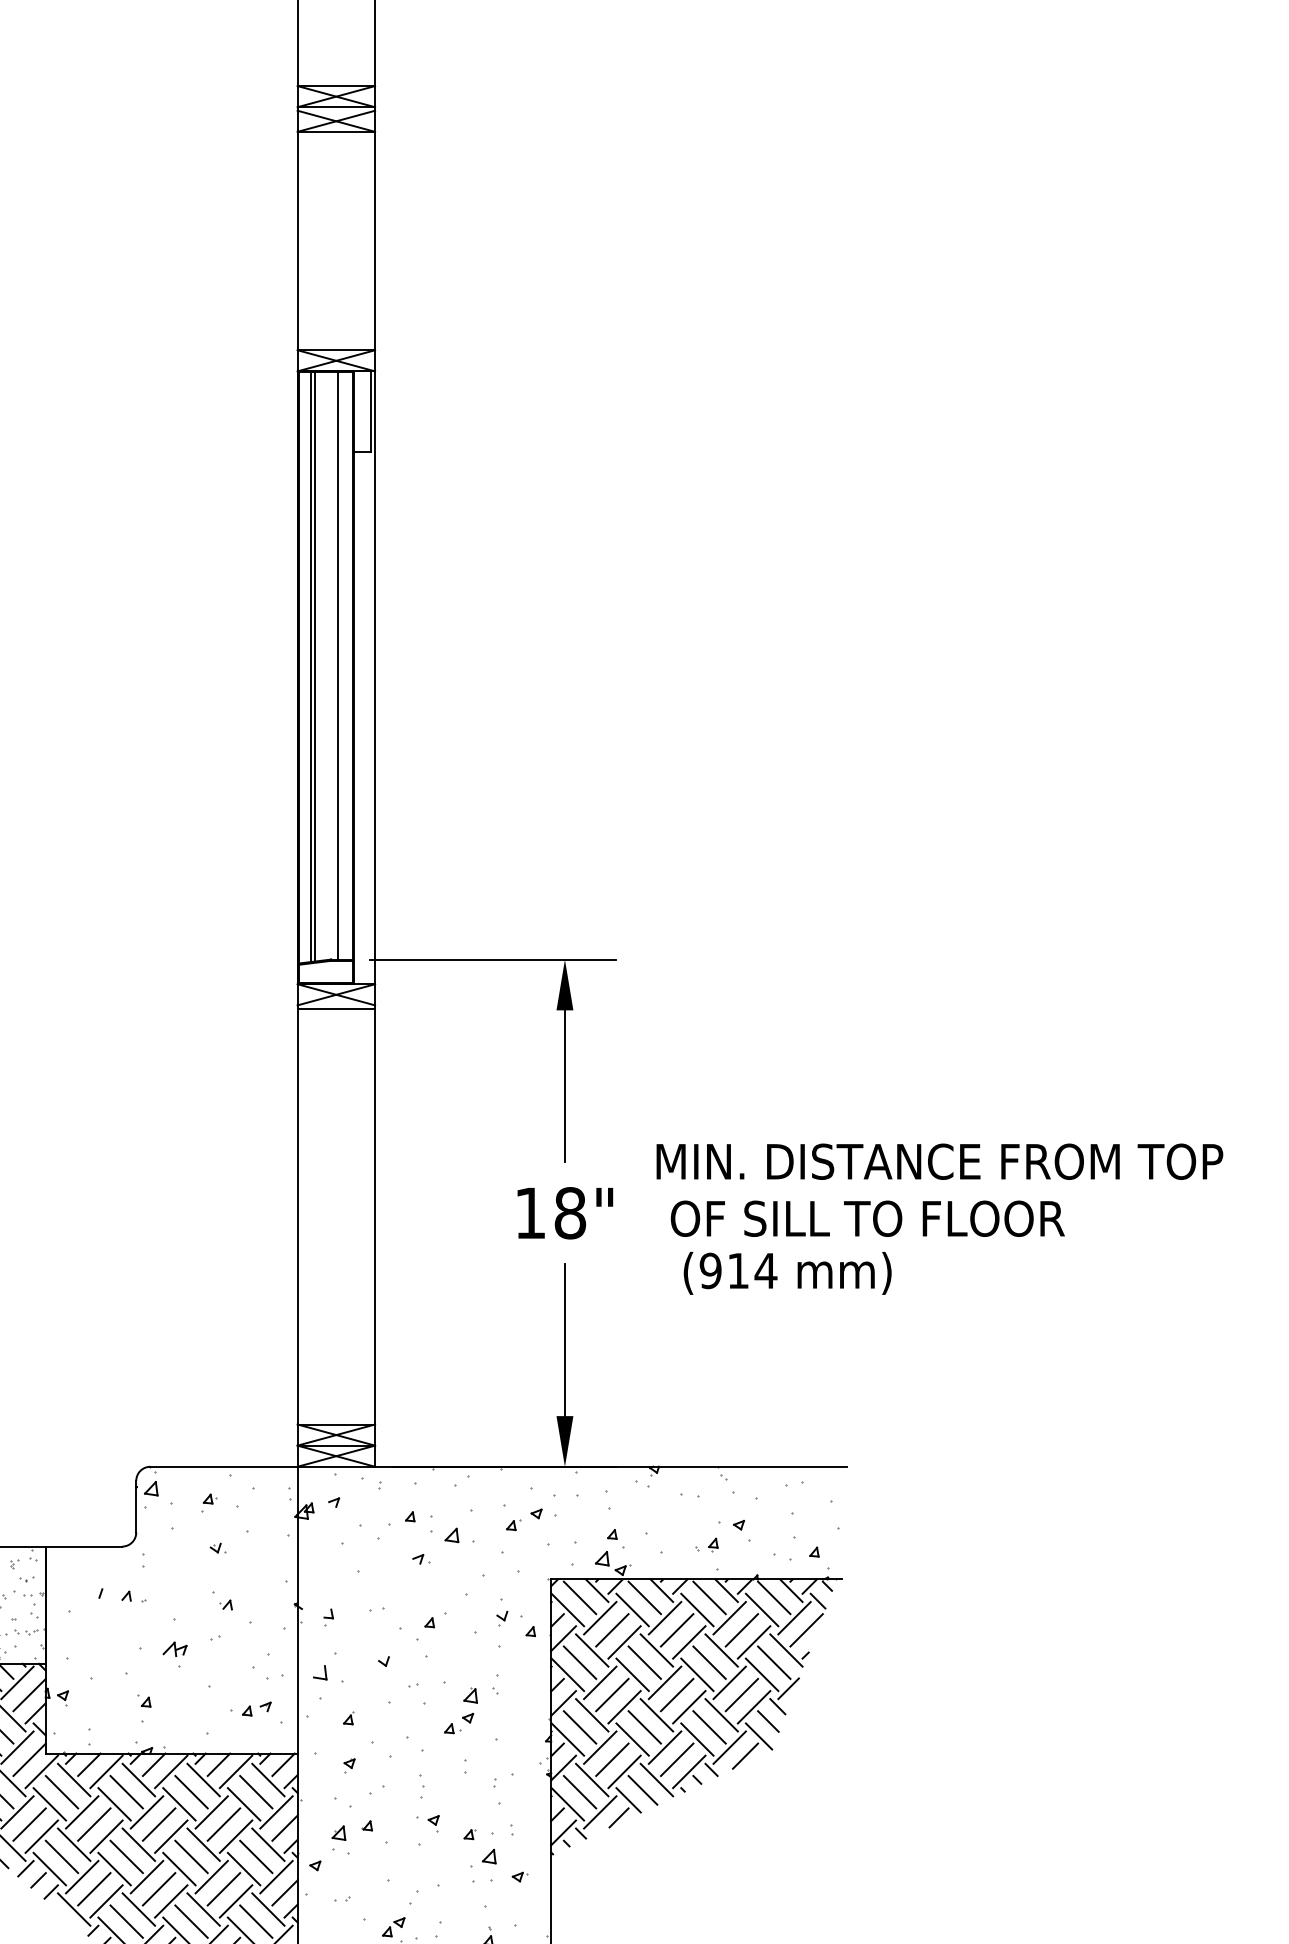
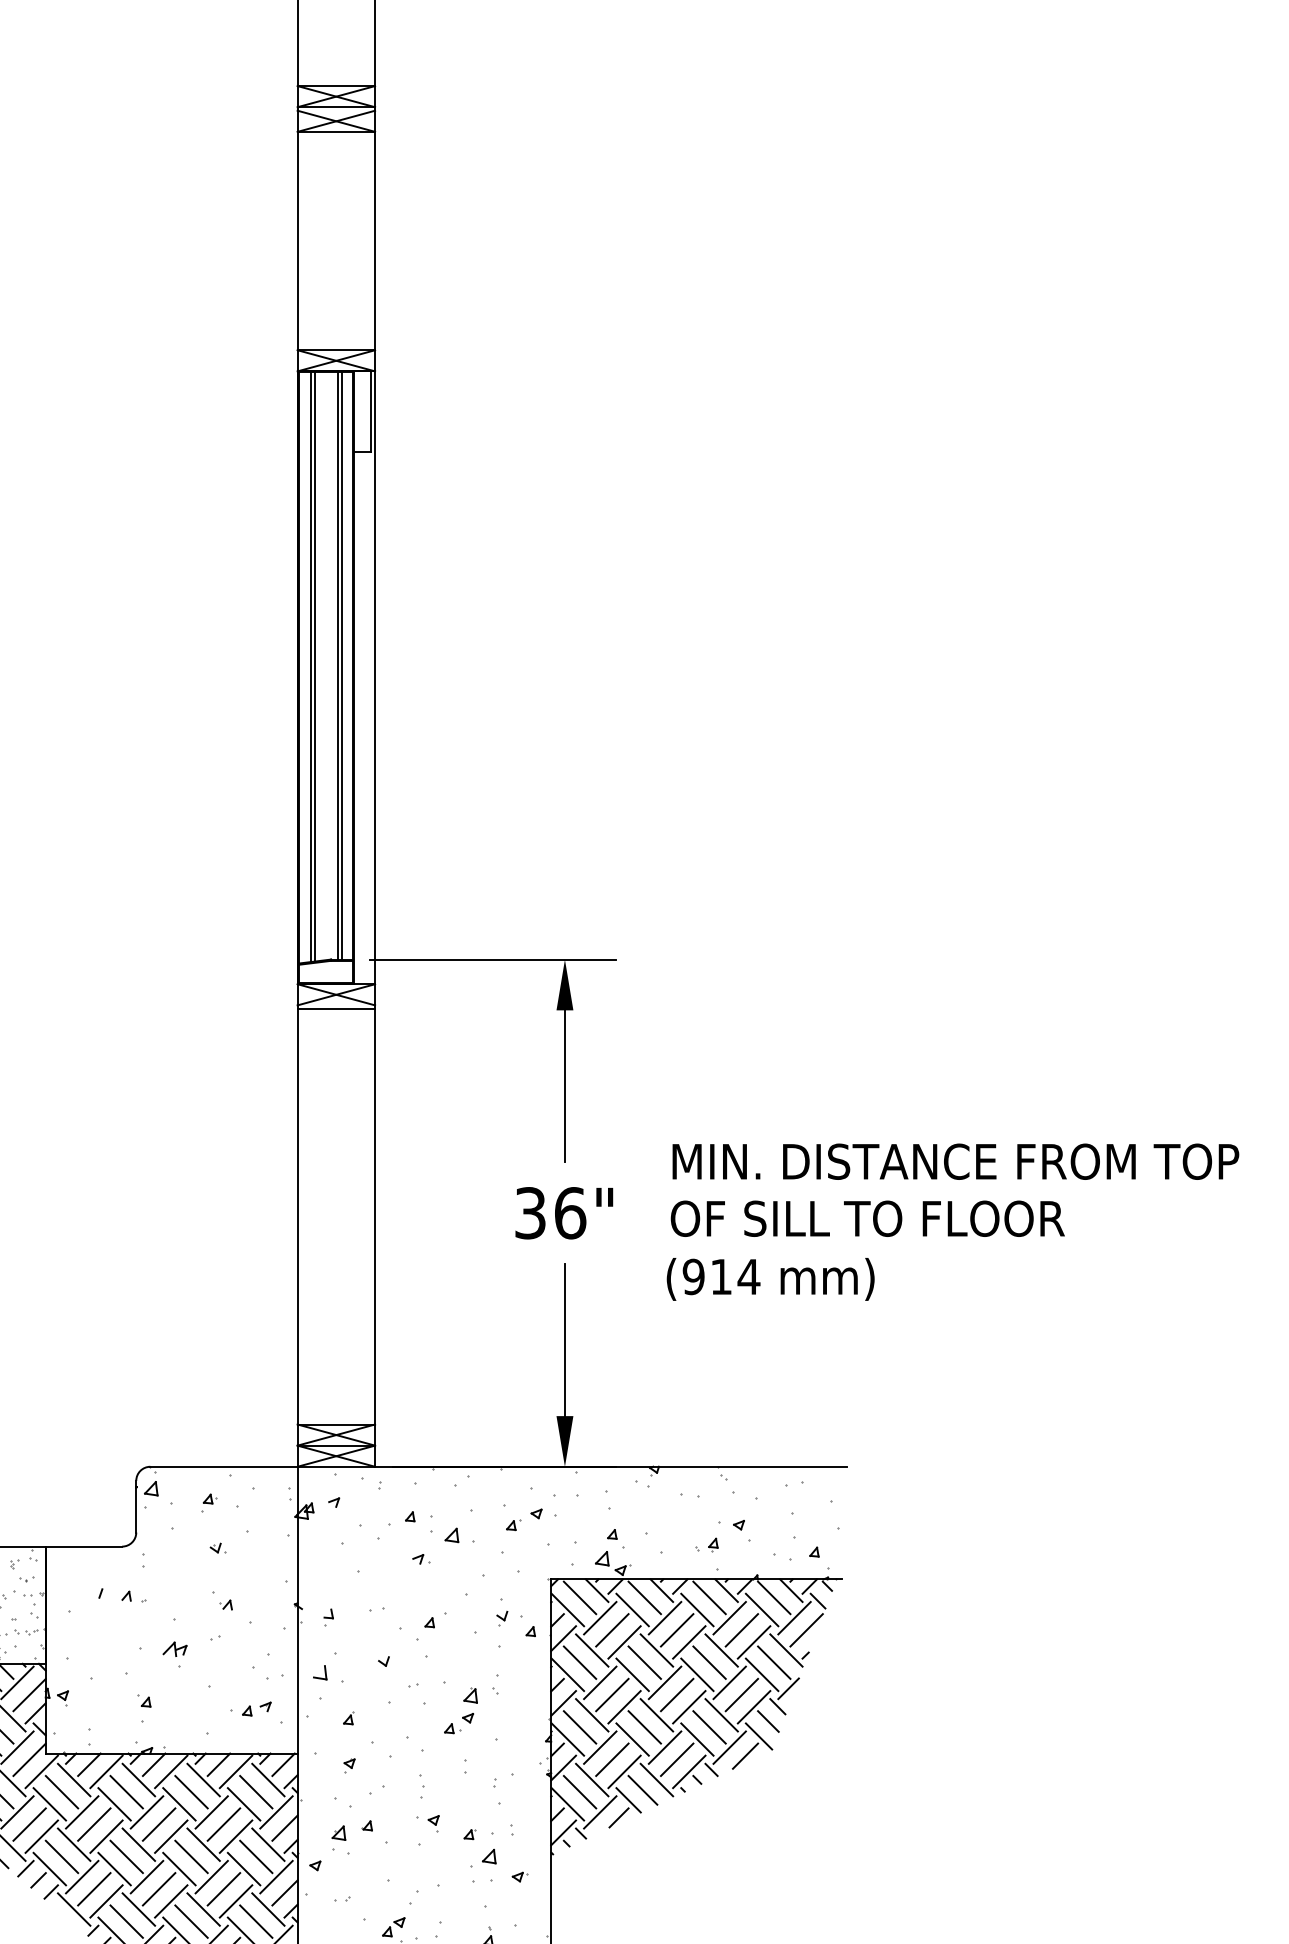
line: none -> present (341, 665)
text position: (939, 1161) -> (955, 1161) (955, 1161)
text: 18" -> 36" (550, 1213)
text position: (787, 1273) -> (770, 1279) (770, 1279)
